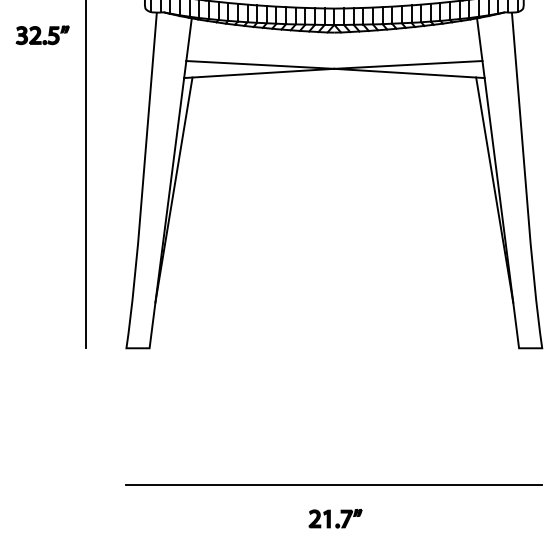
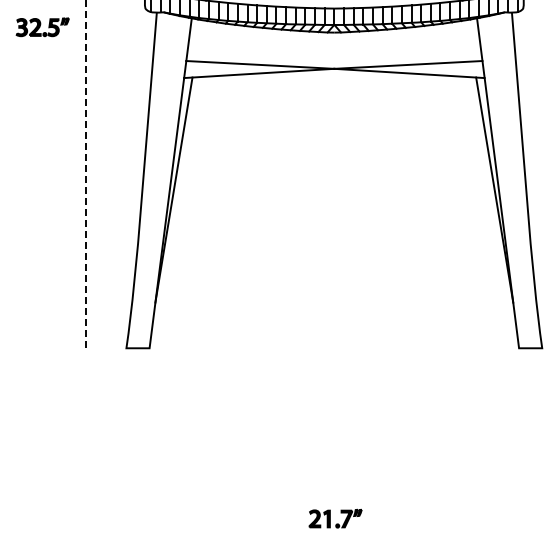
part position: (42, 35) -> (42, 27) (42, 27)
line: solid -> dashed (86, 174)
line: present -> none (334, 484)
